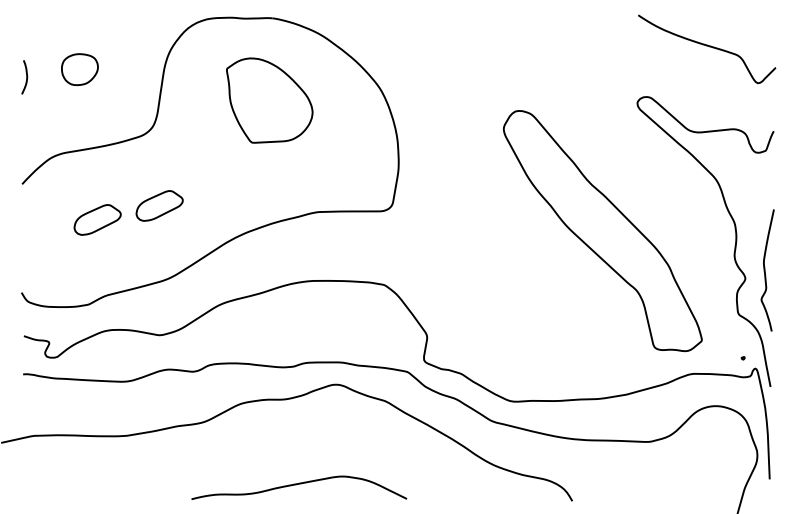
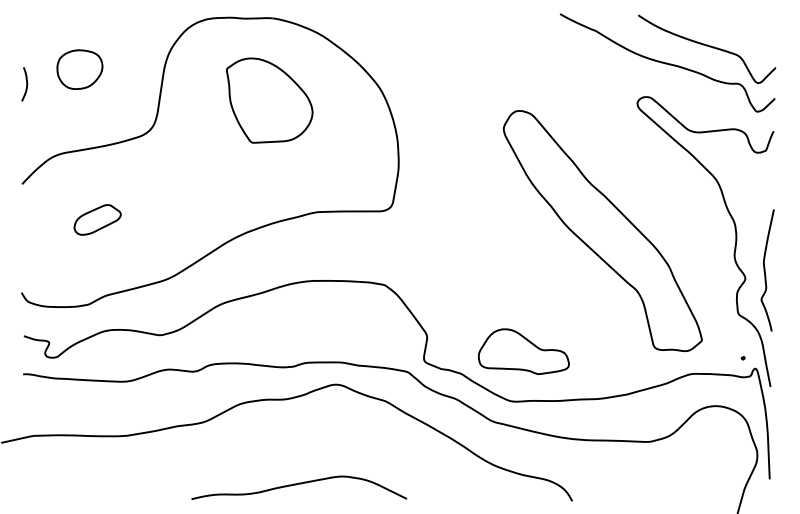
curve: none -> present (667, 62)
part size: 38x34 px -> 48x41 px (79, 69)
curve position: (26, 77) -> (26, 84) (26, 84)
part: present -> none (159, 205)
part: none -> present (523, 351)
